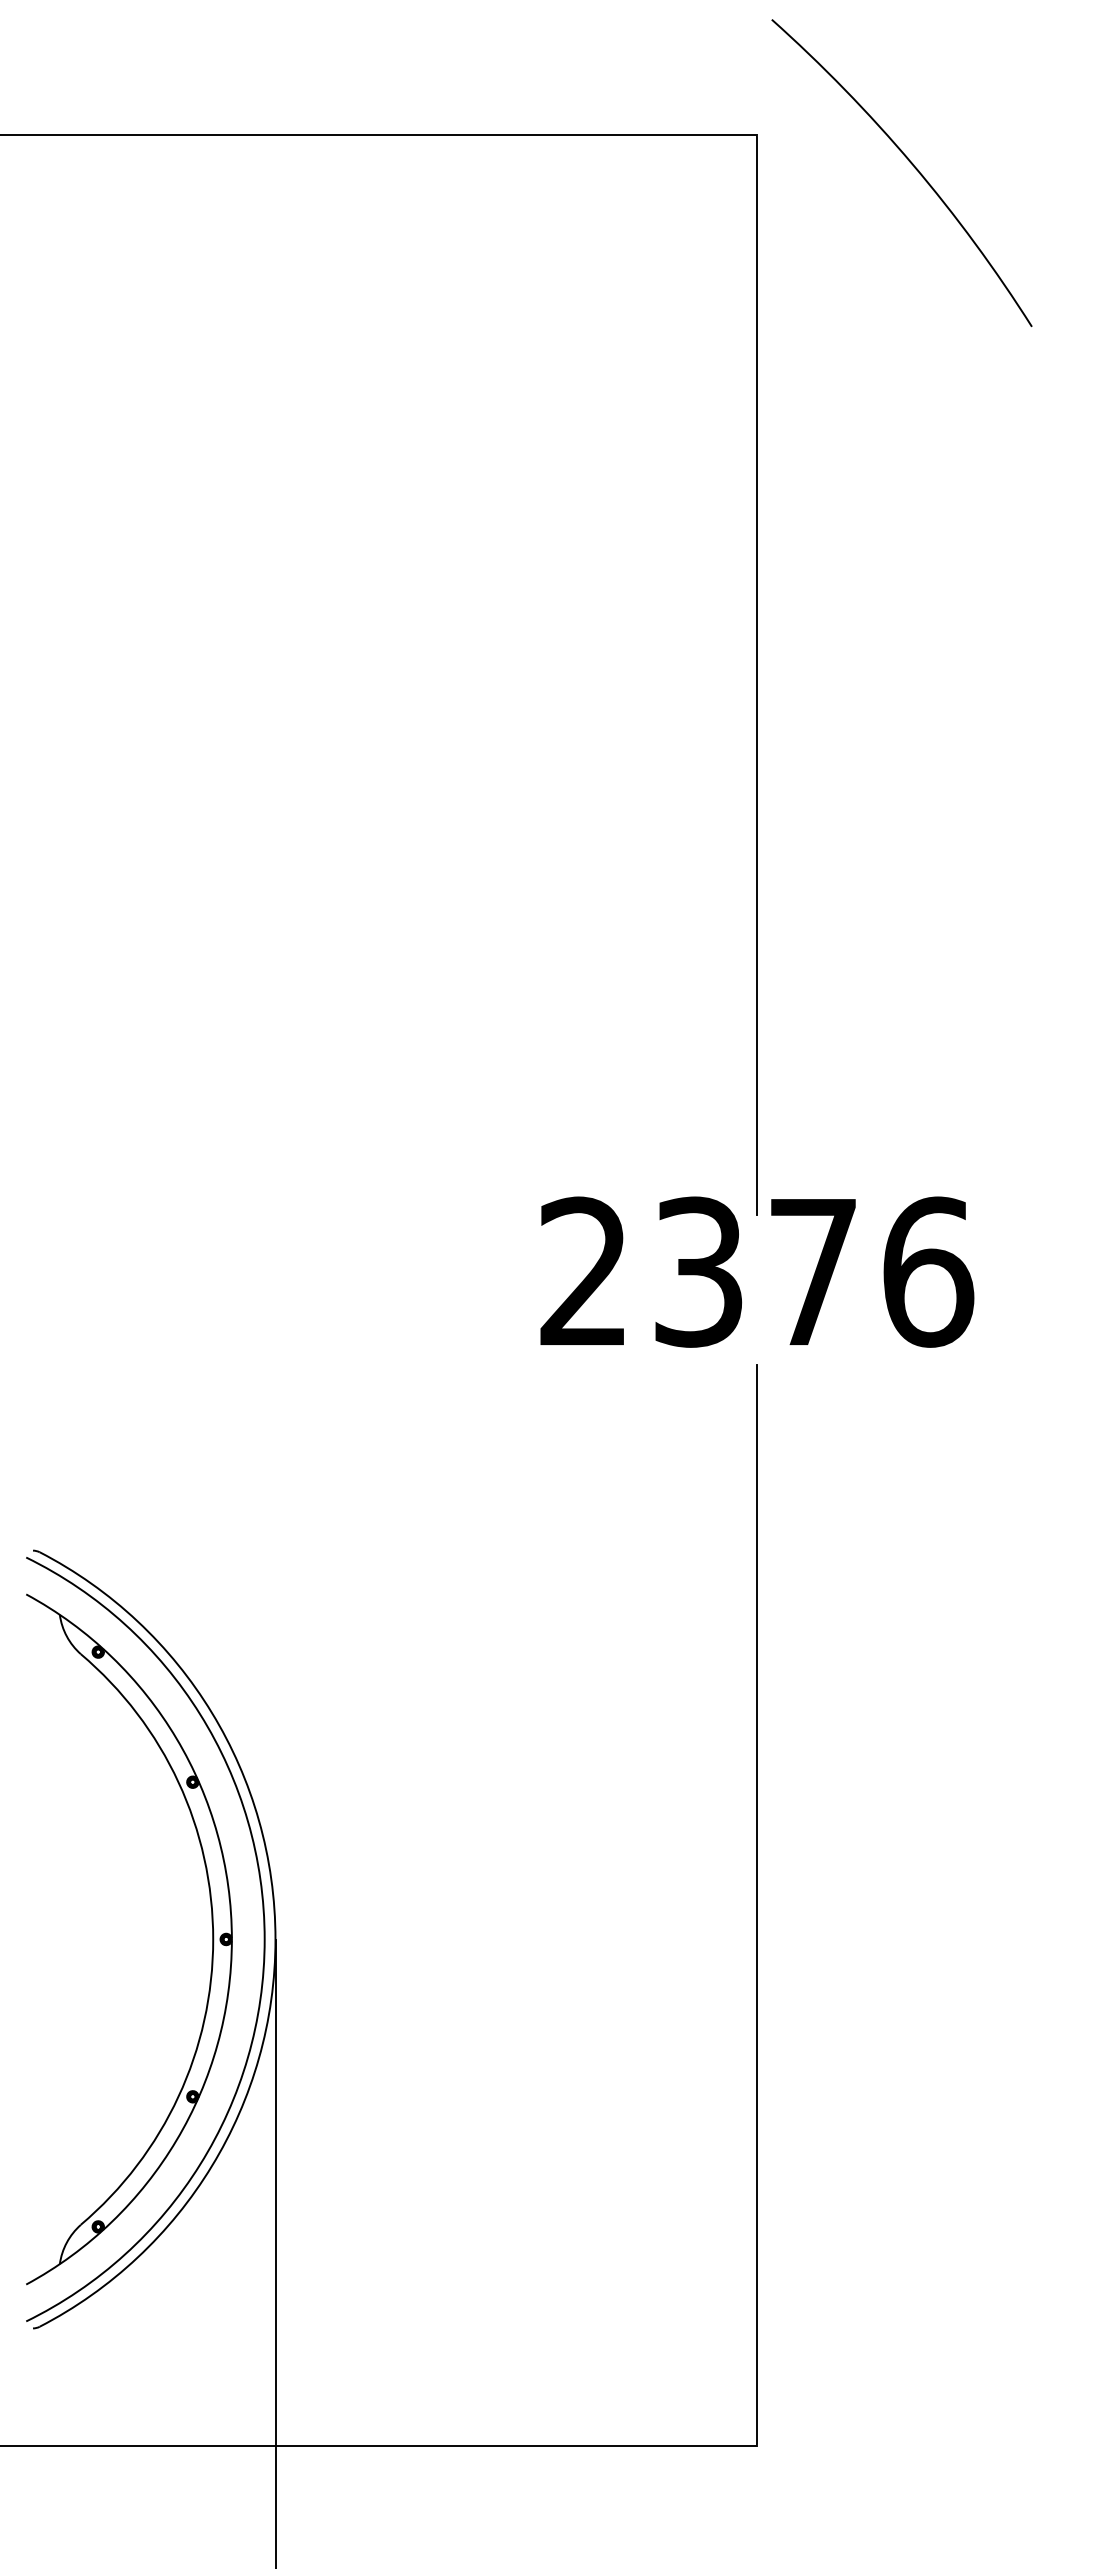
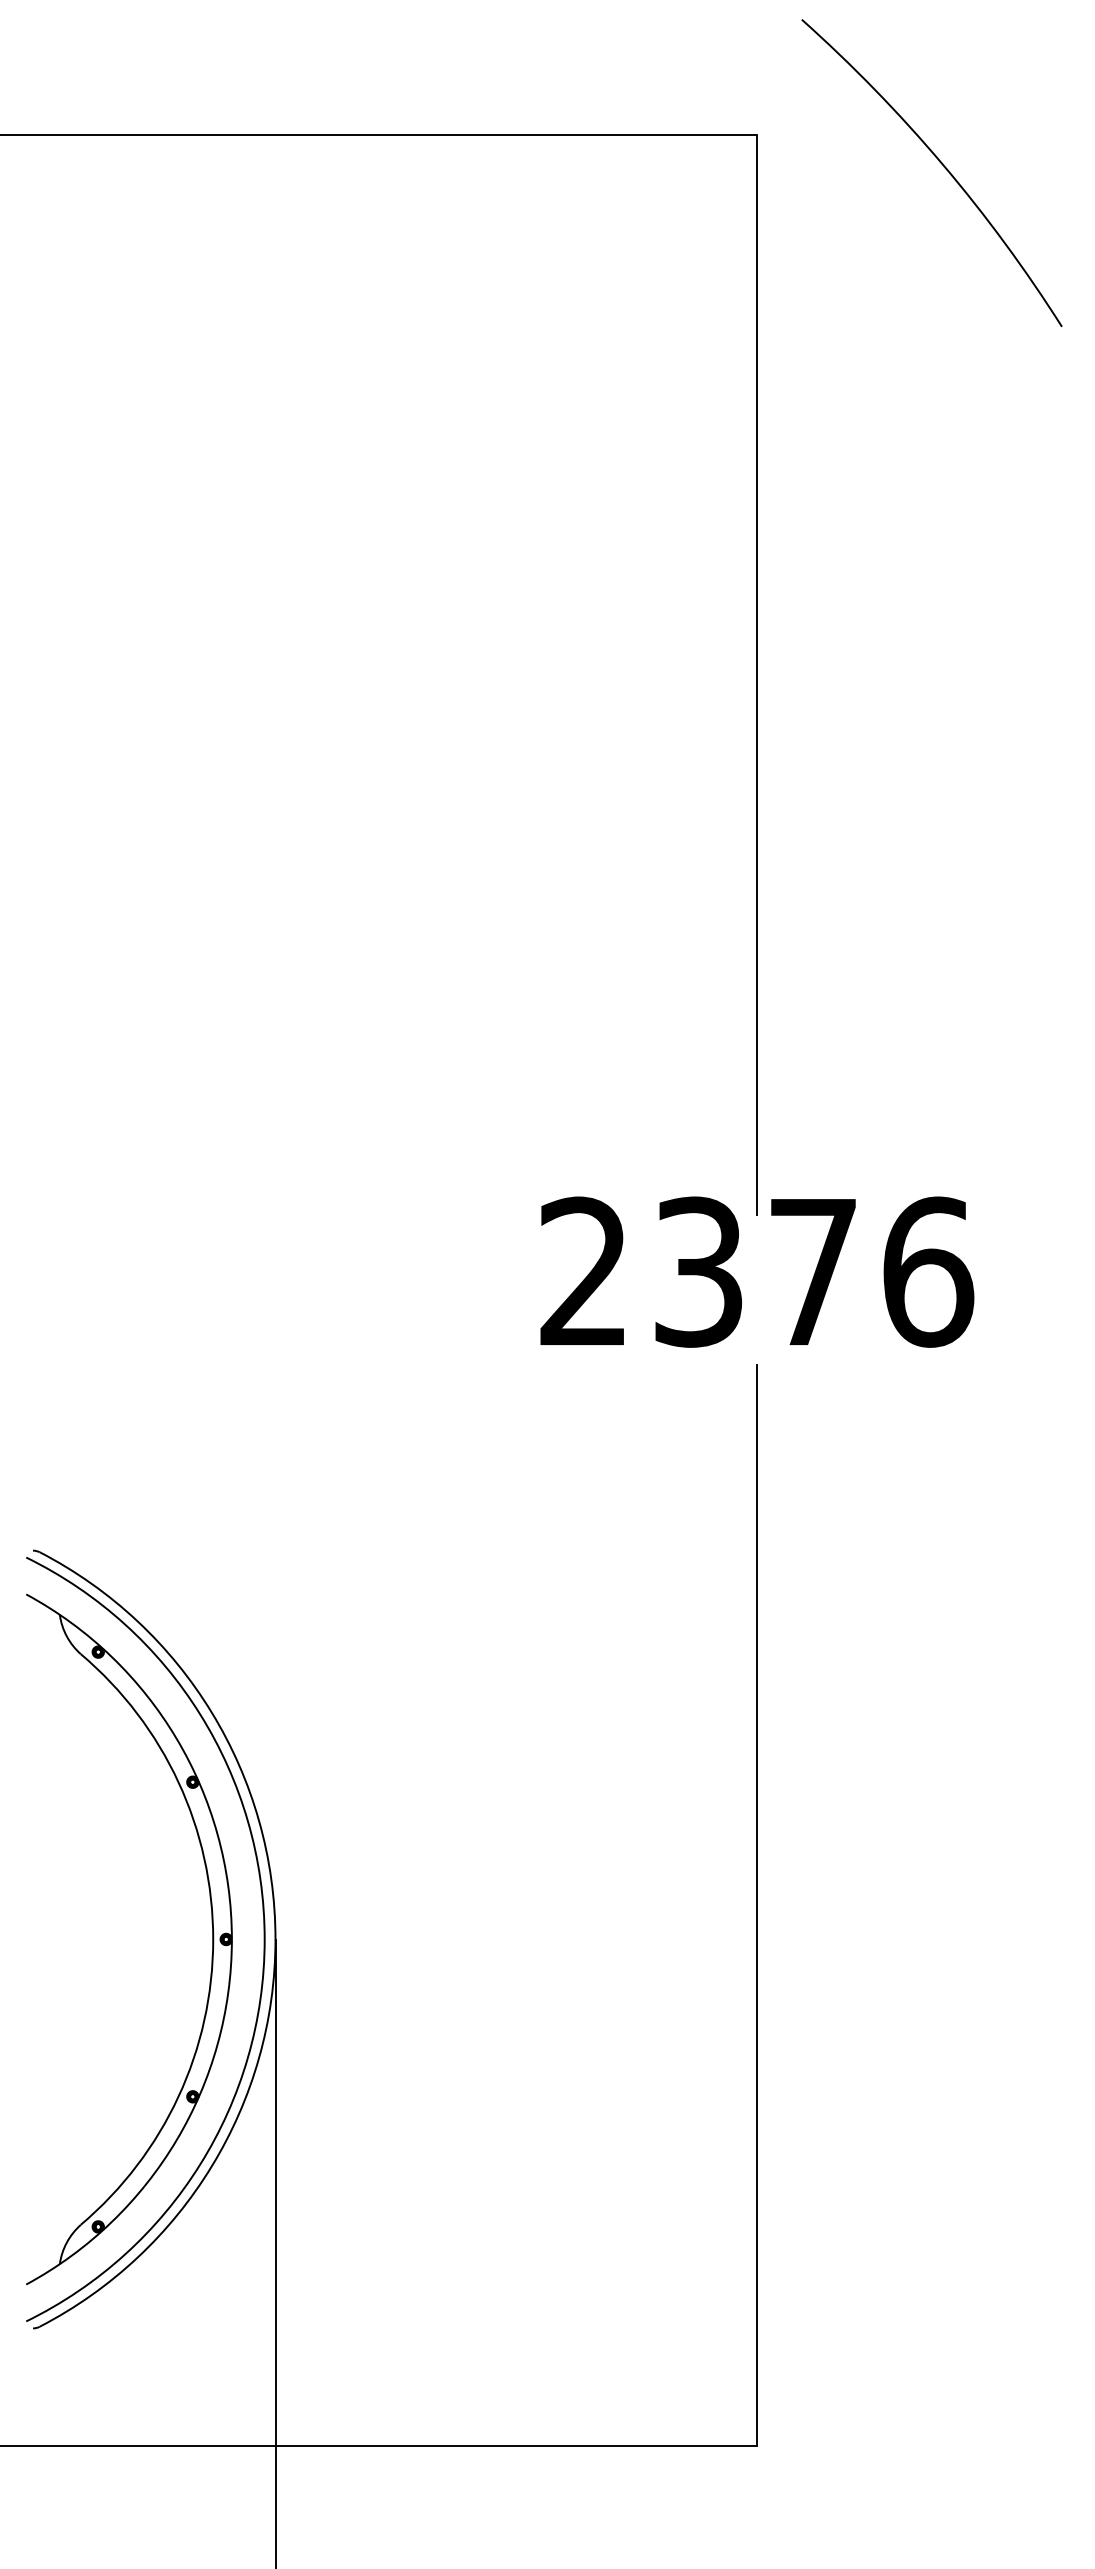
arc position: (910, 163) -> (940, 163) (940, 163)
